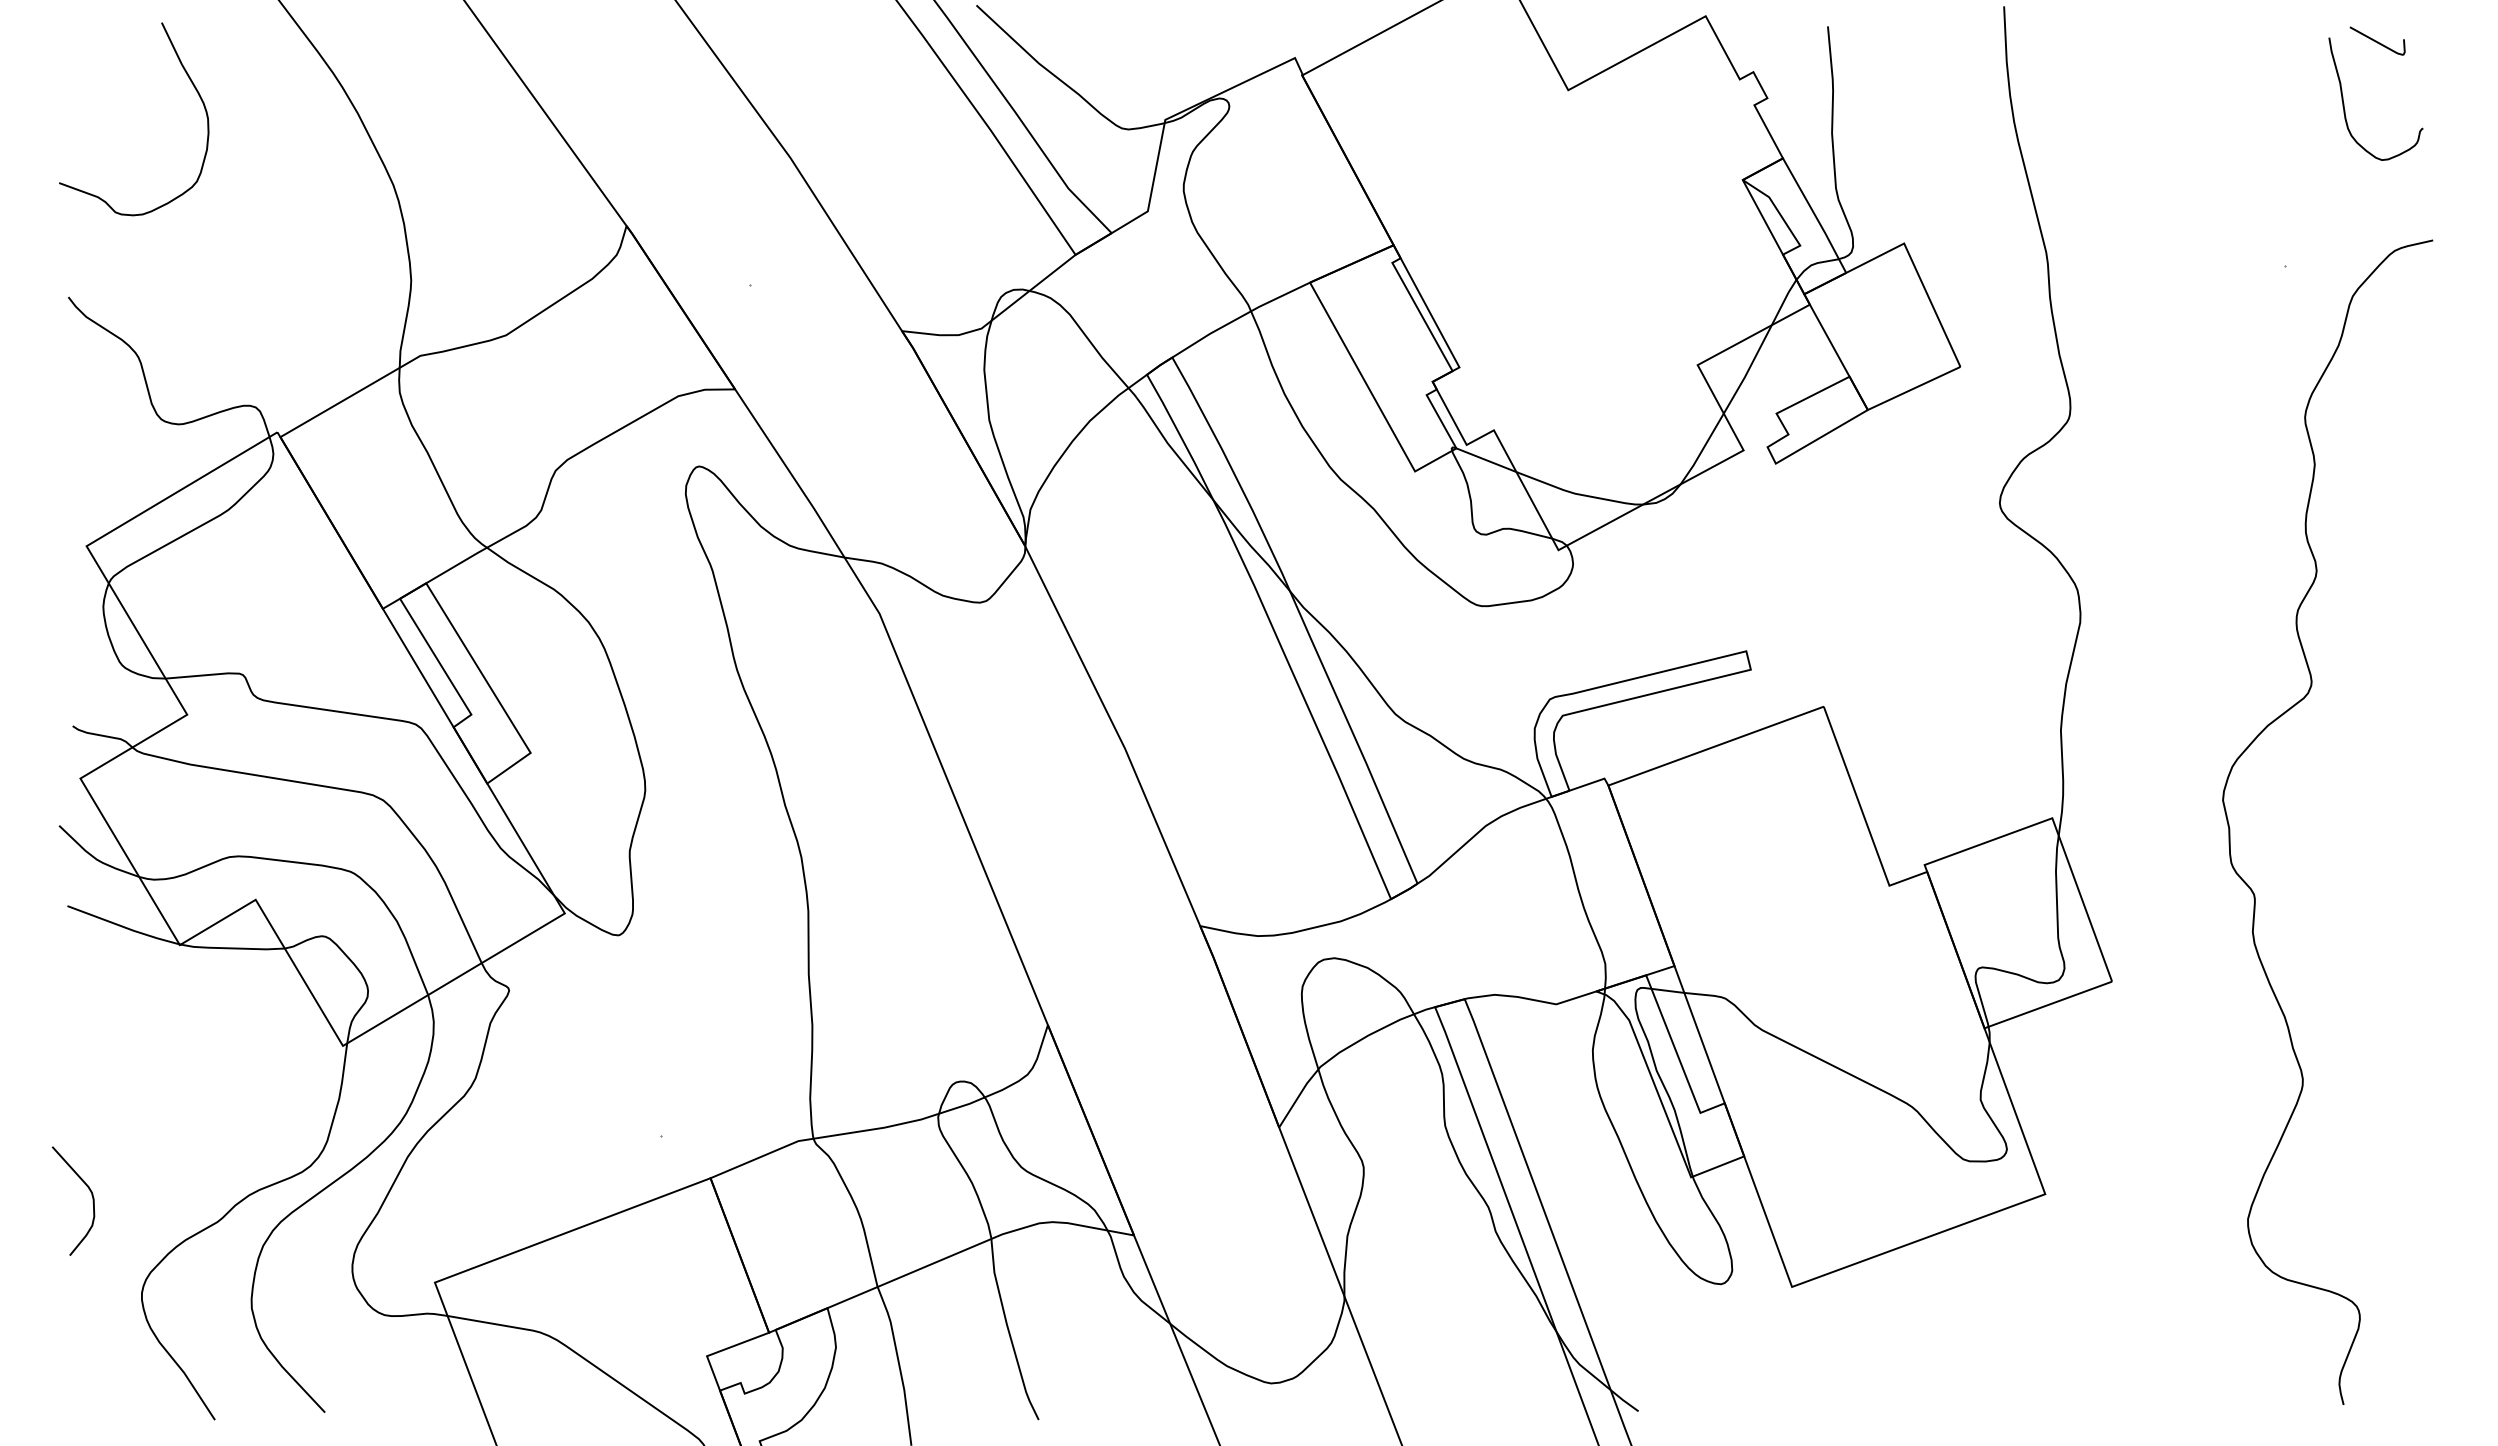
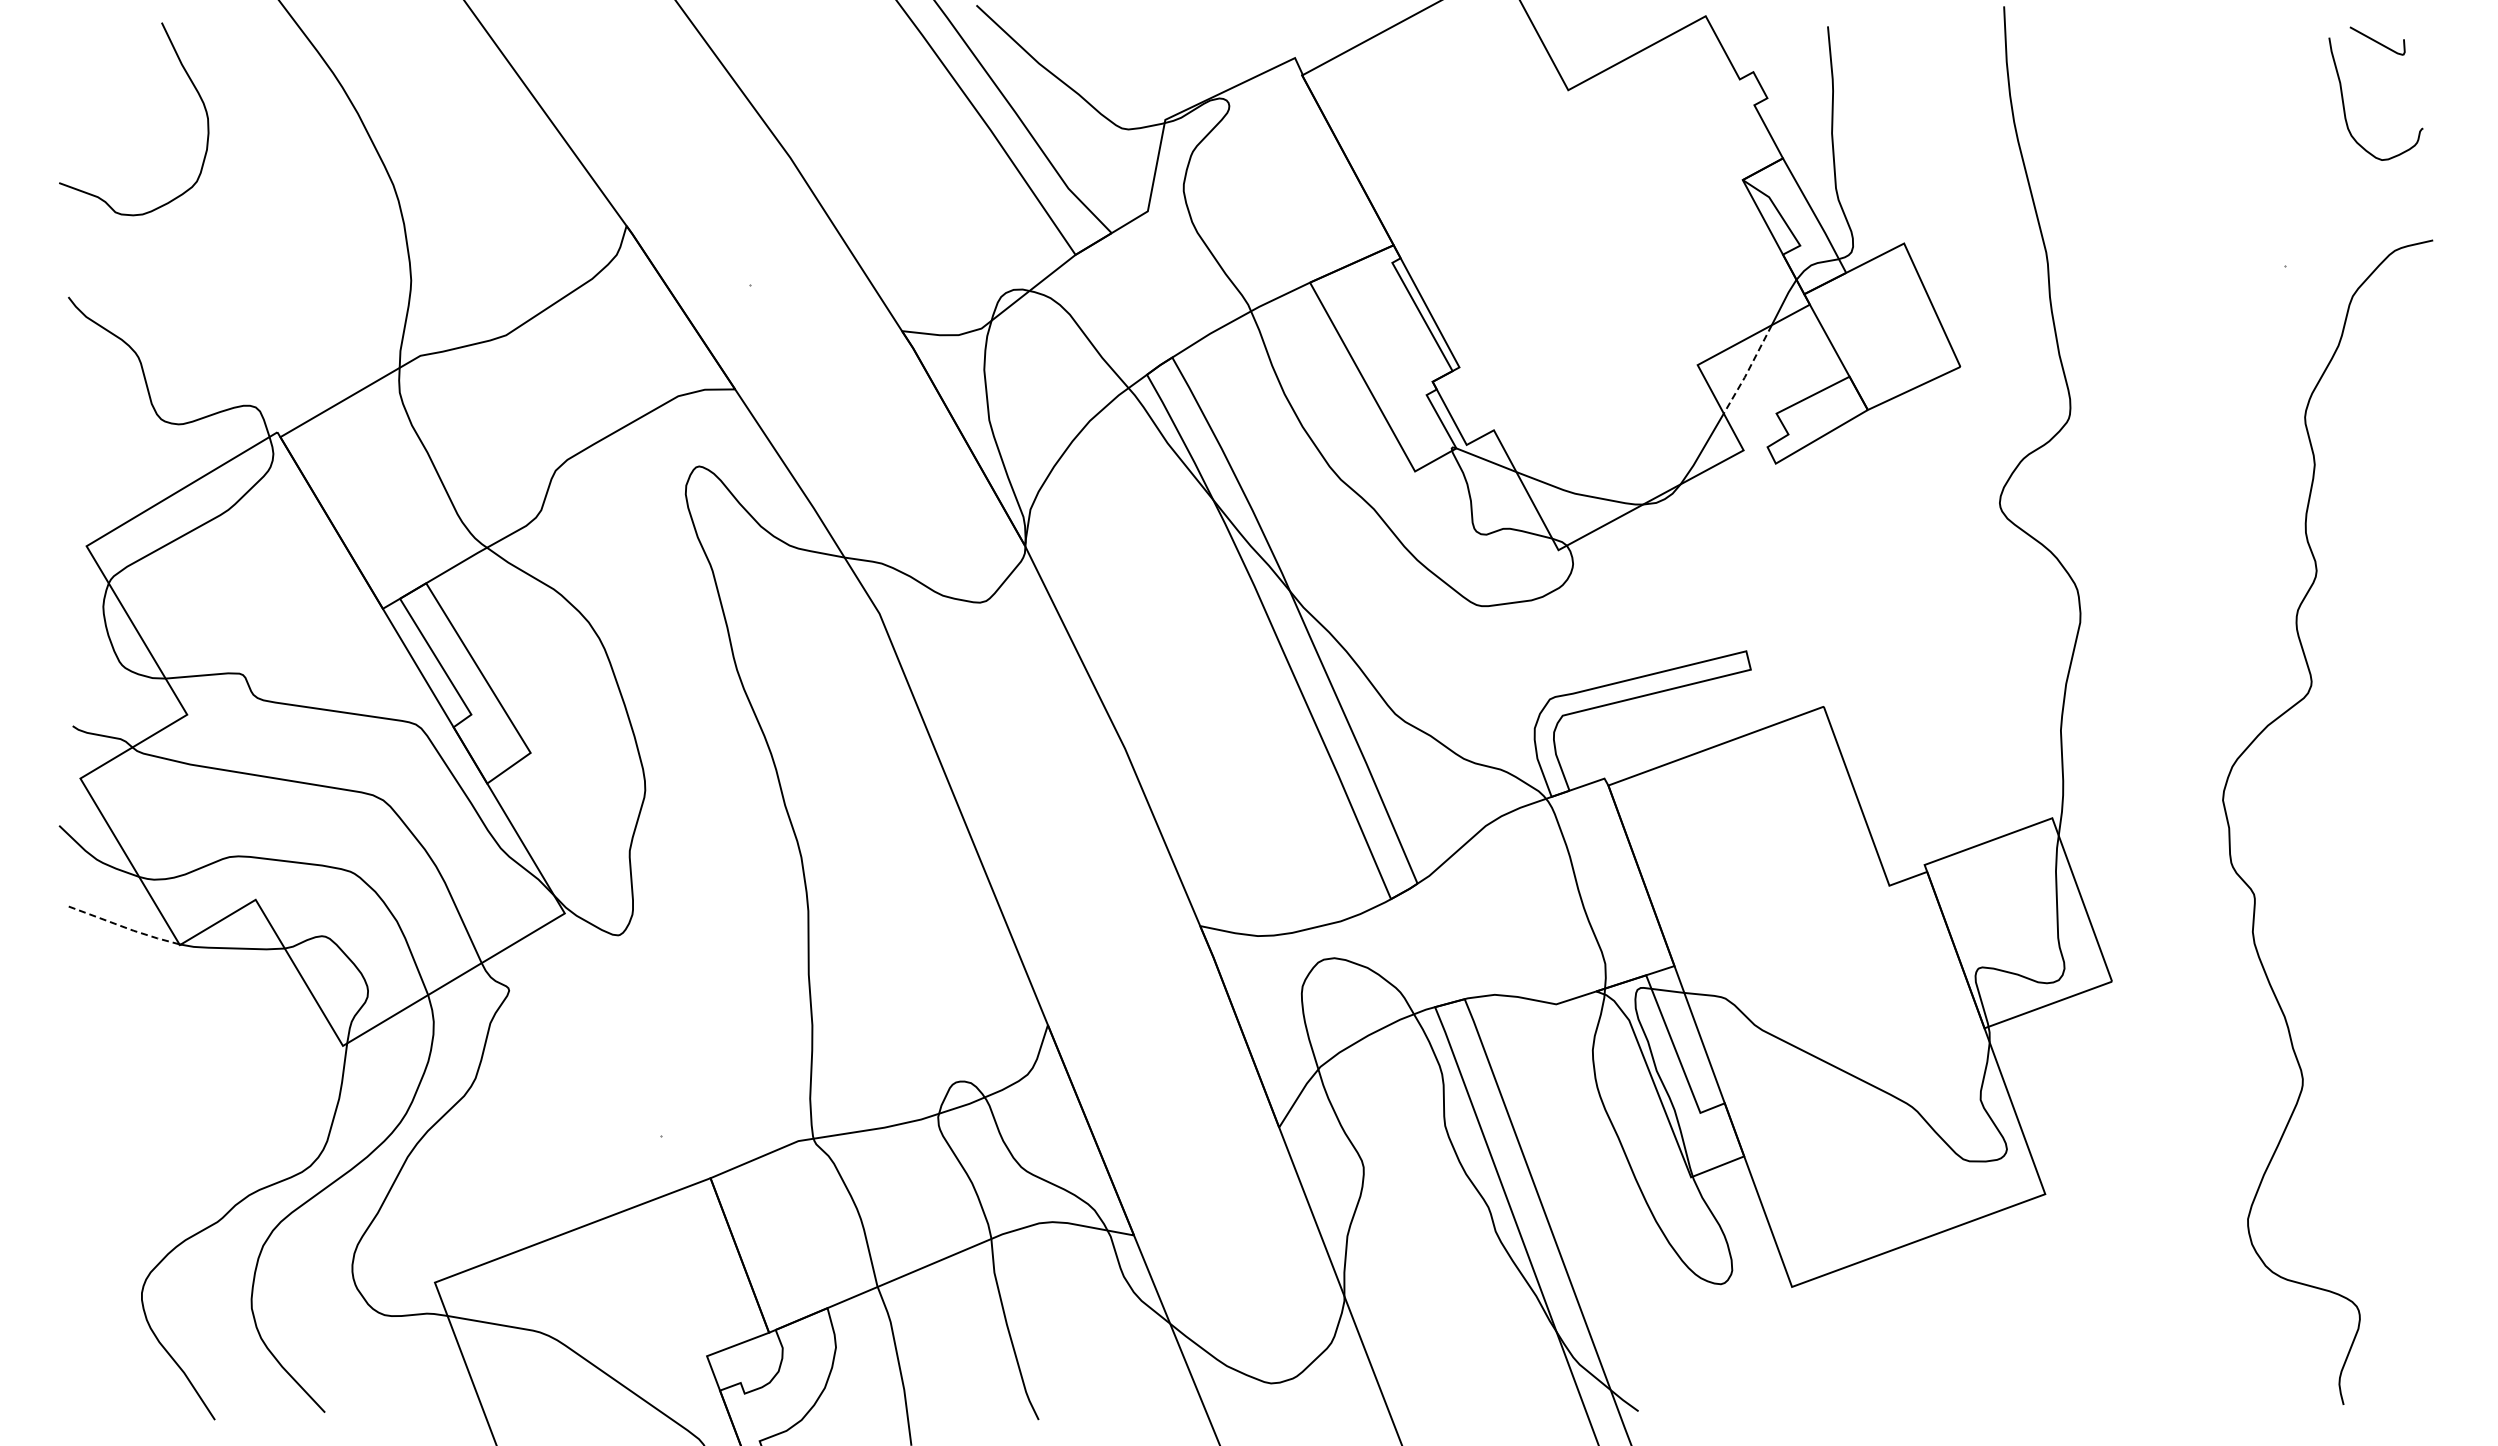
line: solid -> dashed (1748, 370)
line: solid -> dashed (123, 927)
curve: present -> none (88, 1189)
